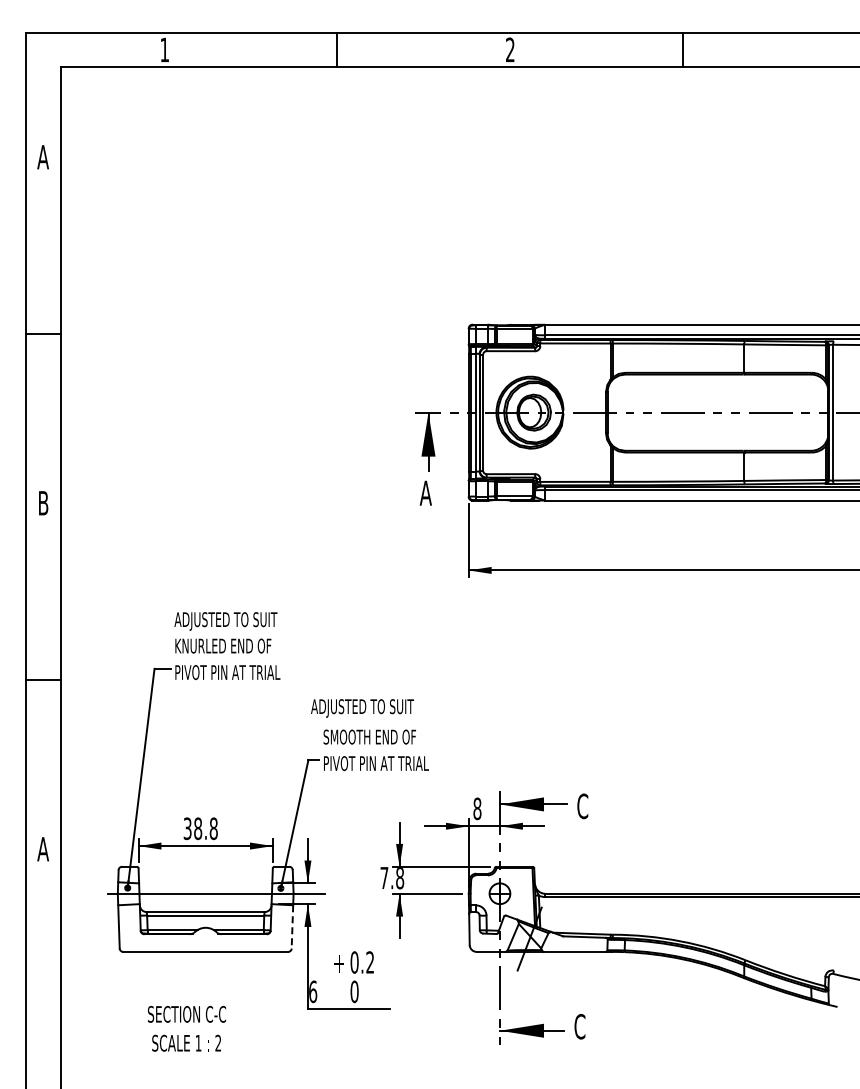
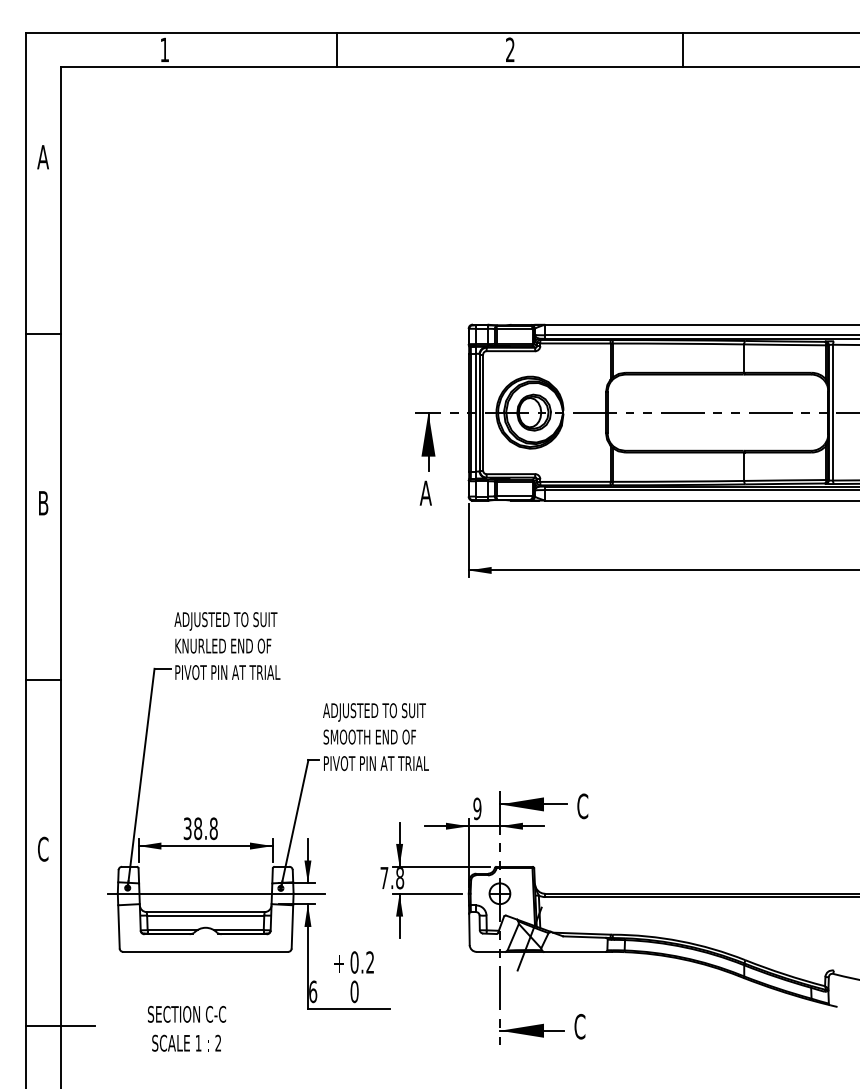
text position: (362, 708) -> (374, 712) (374, 712)
text: 8 -> 9 (477, 808)
text: A -> C (42, 848)
line: dashed -> solid (292, 926)
line: none -> present (60, 1025)
